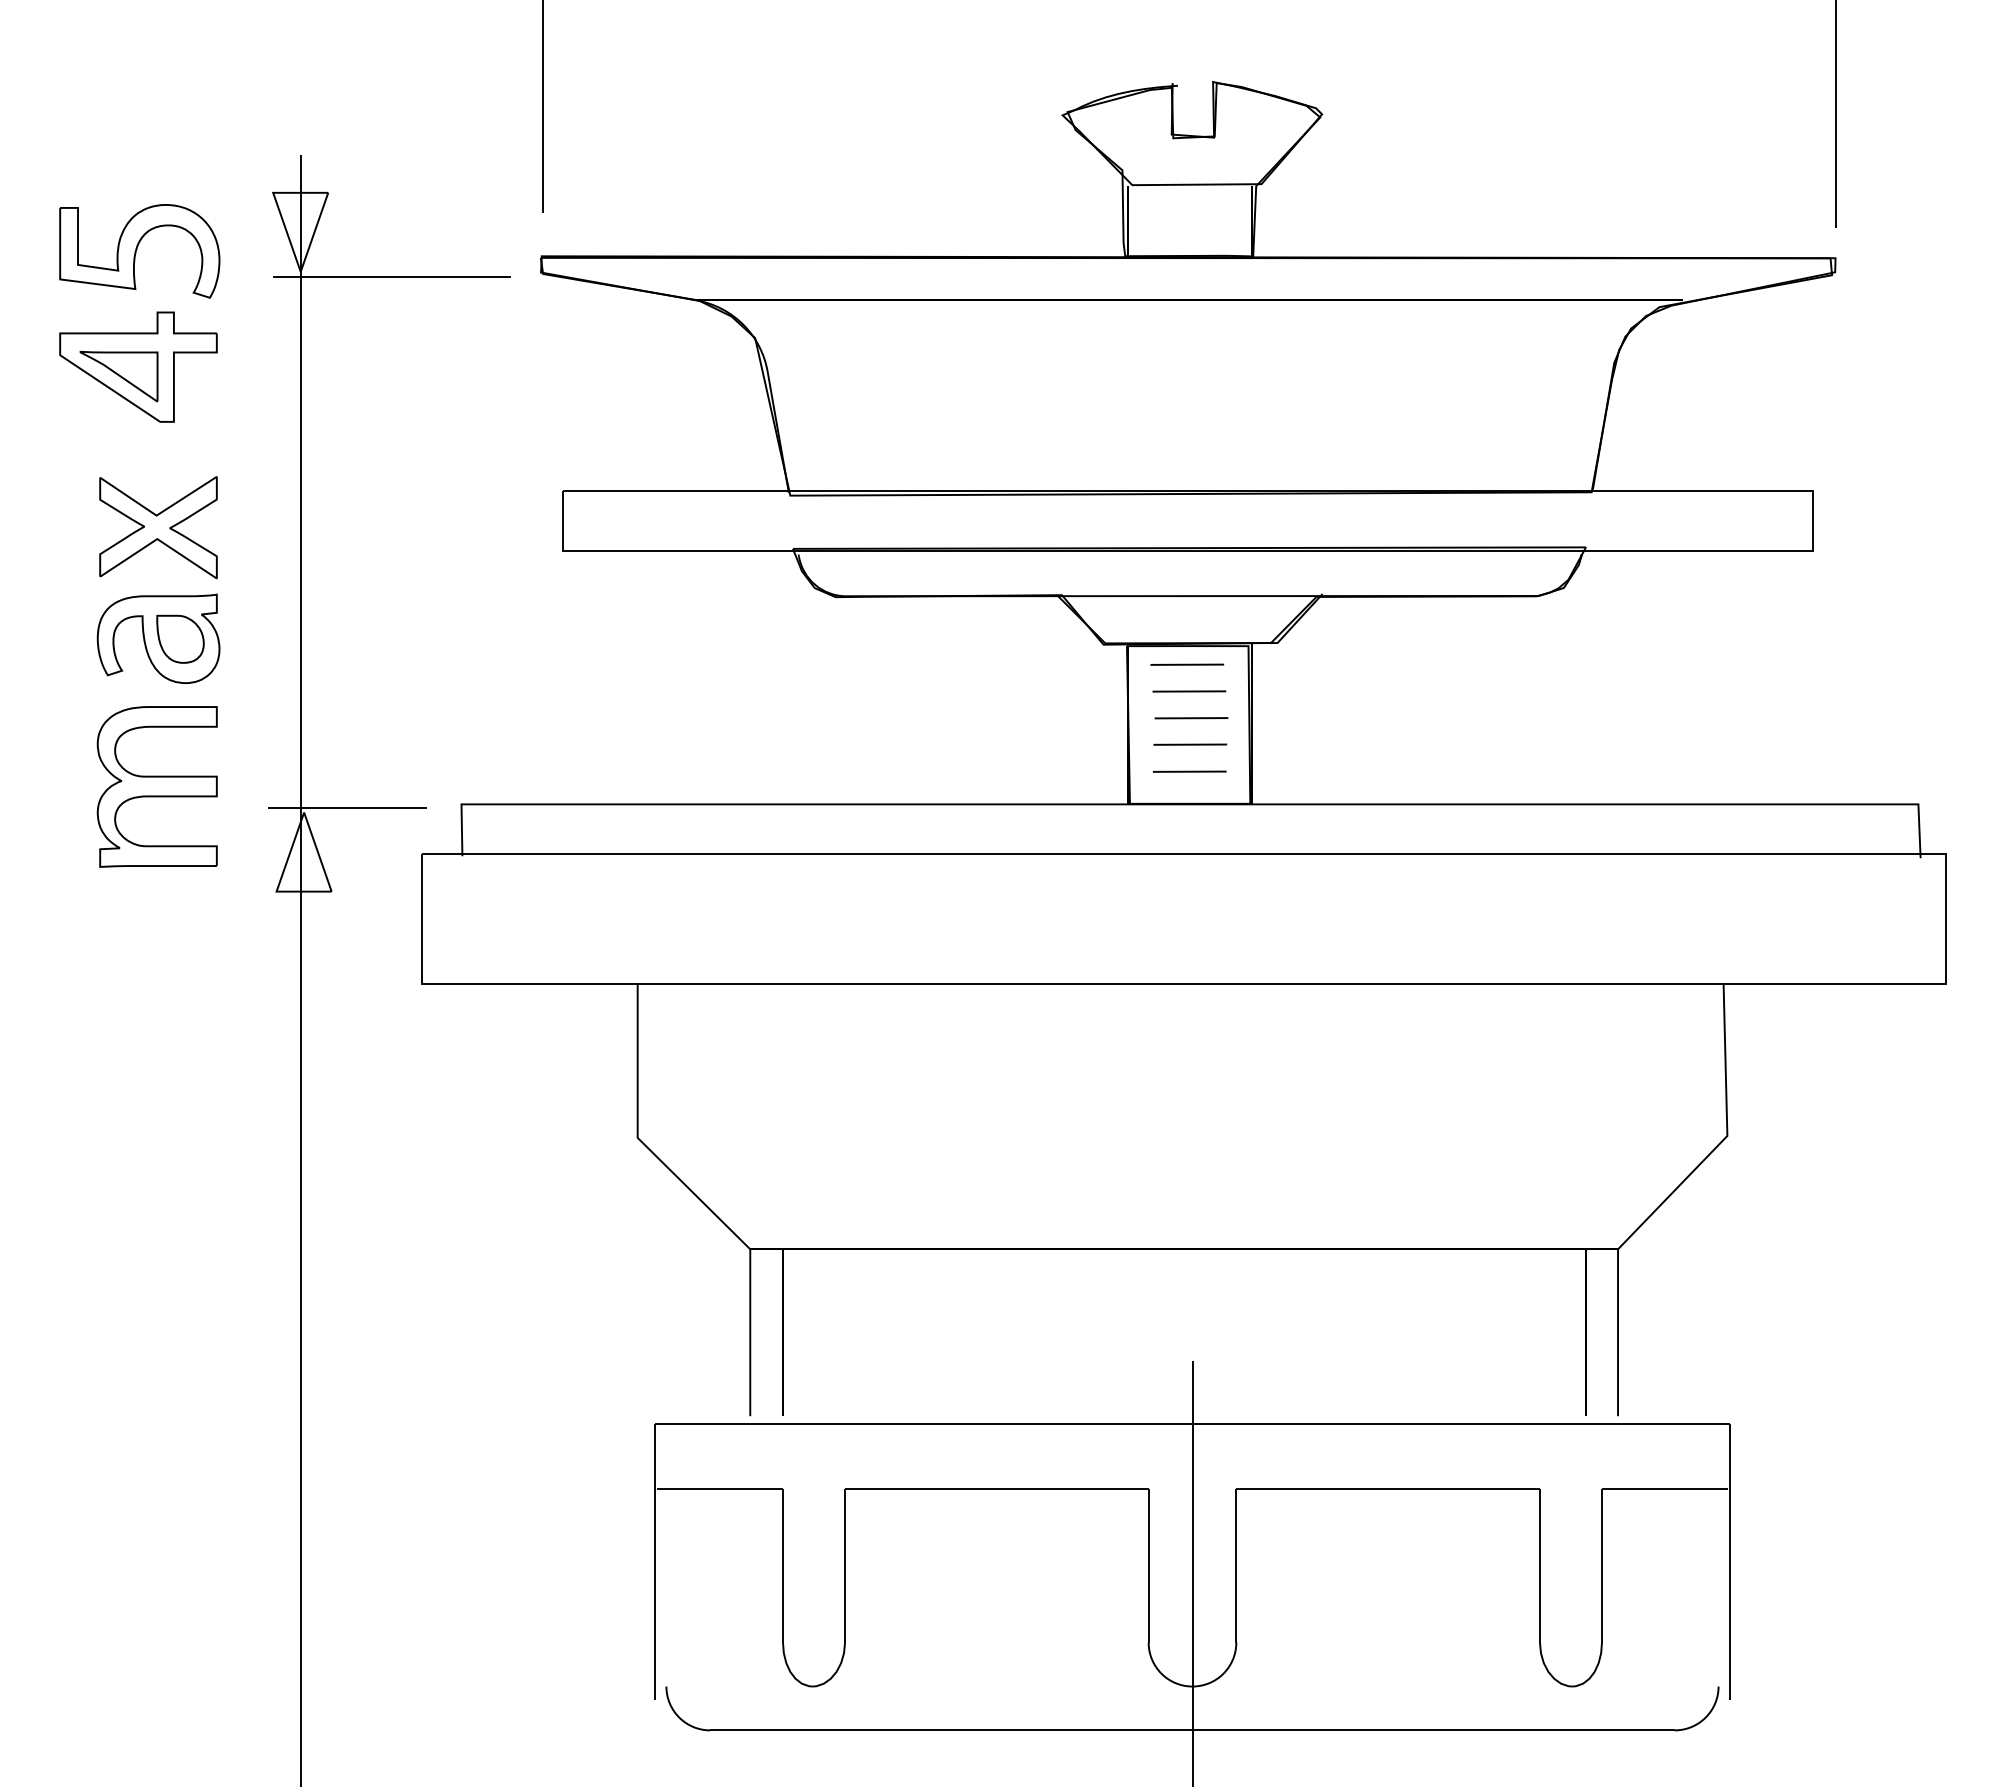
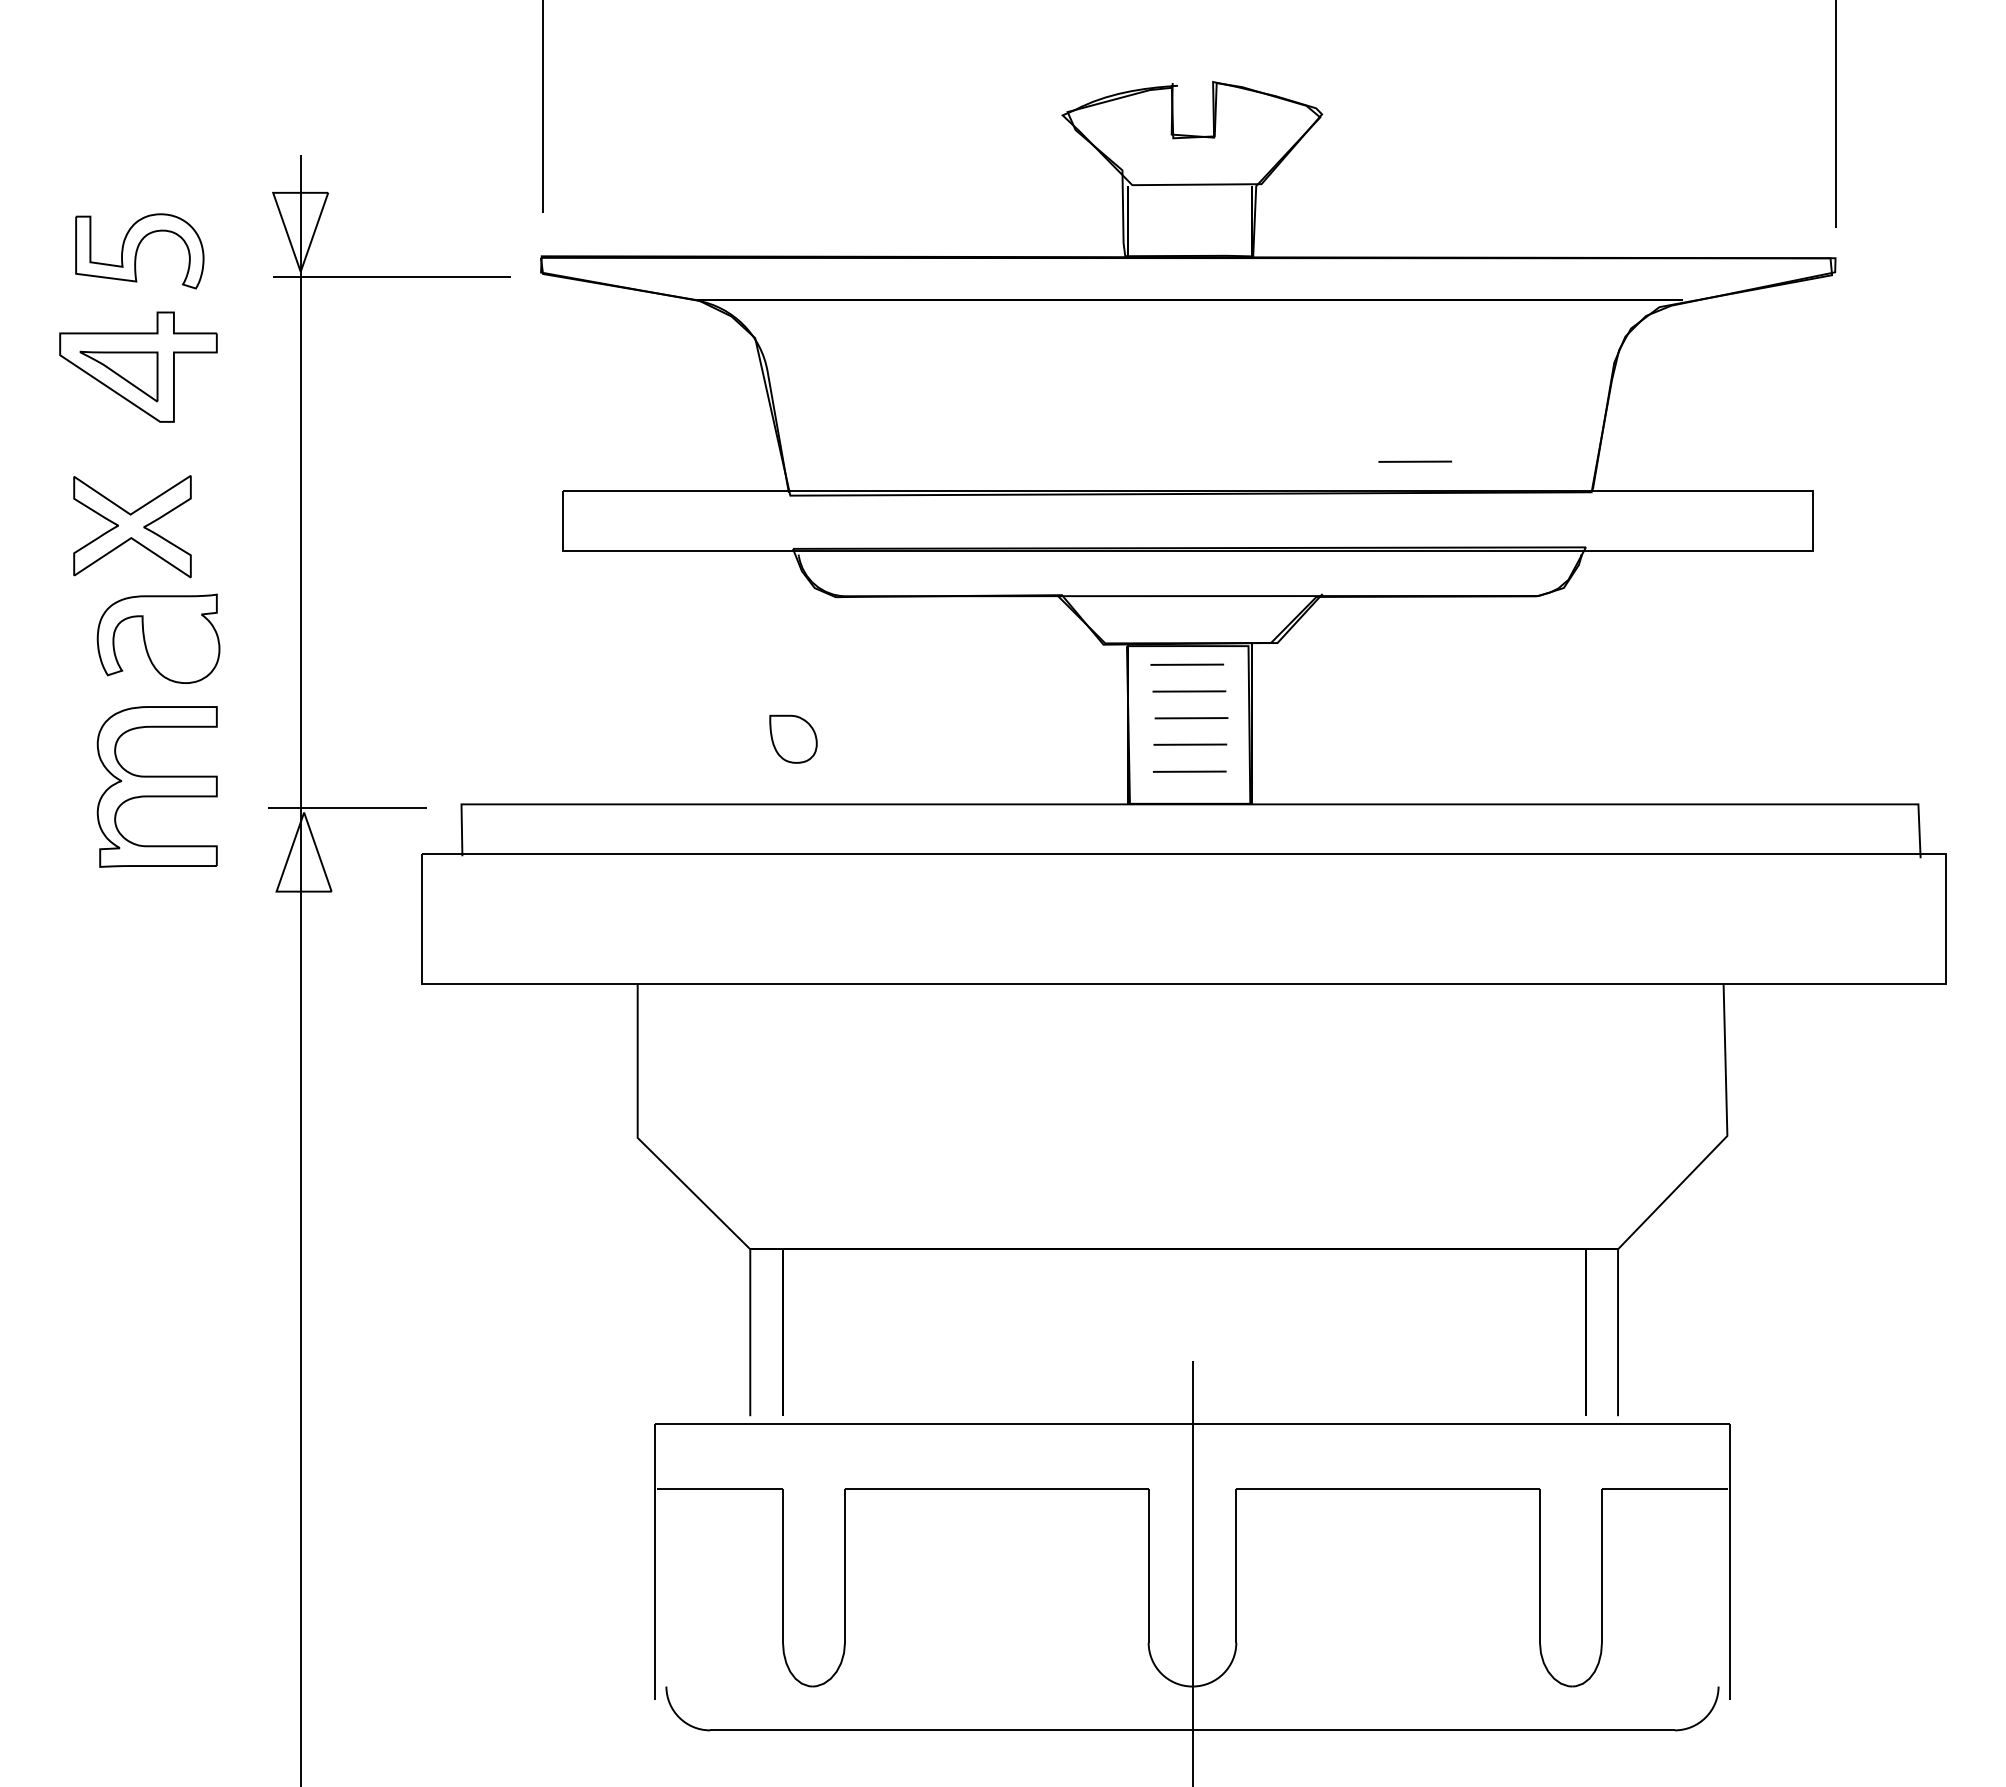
part size: 162x95 px -> 130x77 px (139, 251)
line: none -> present (1415, 461)
part position: (158, 527) -> (132, 526) (132, 526)
part position: (180, 638) -> (793, 738) (793, 738)
